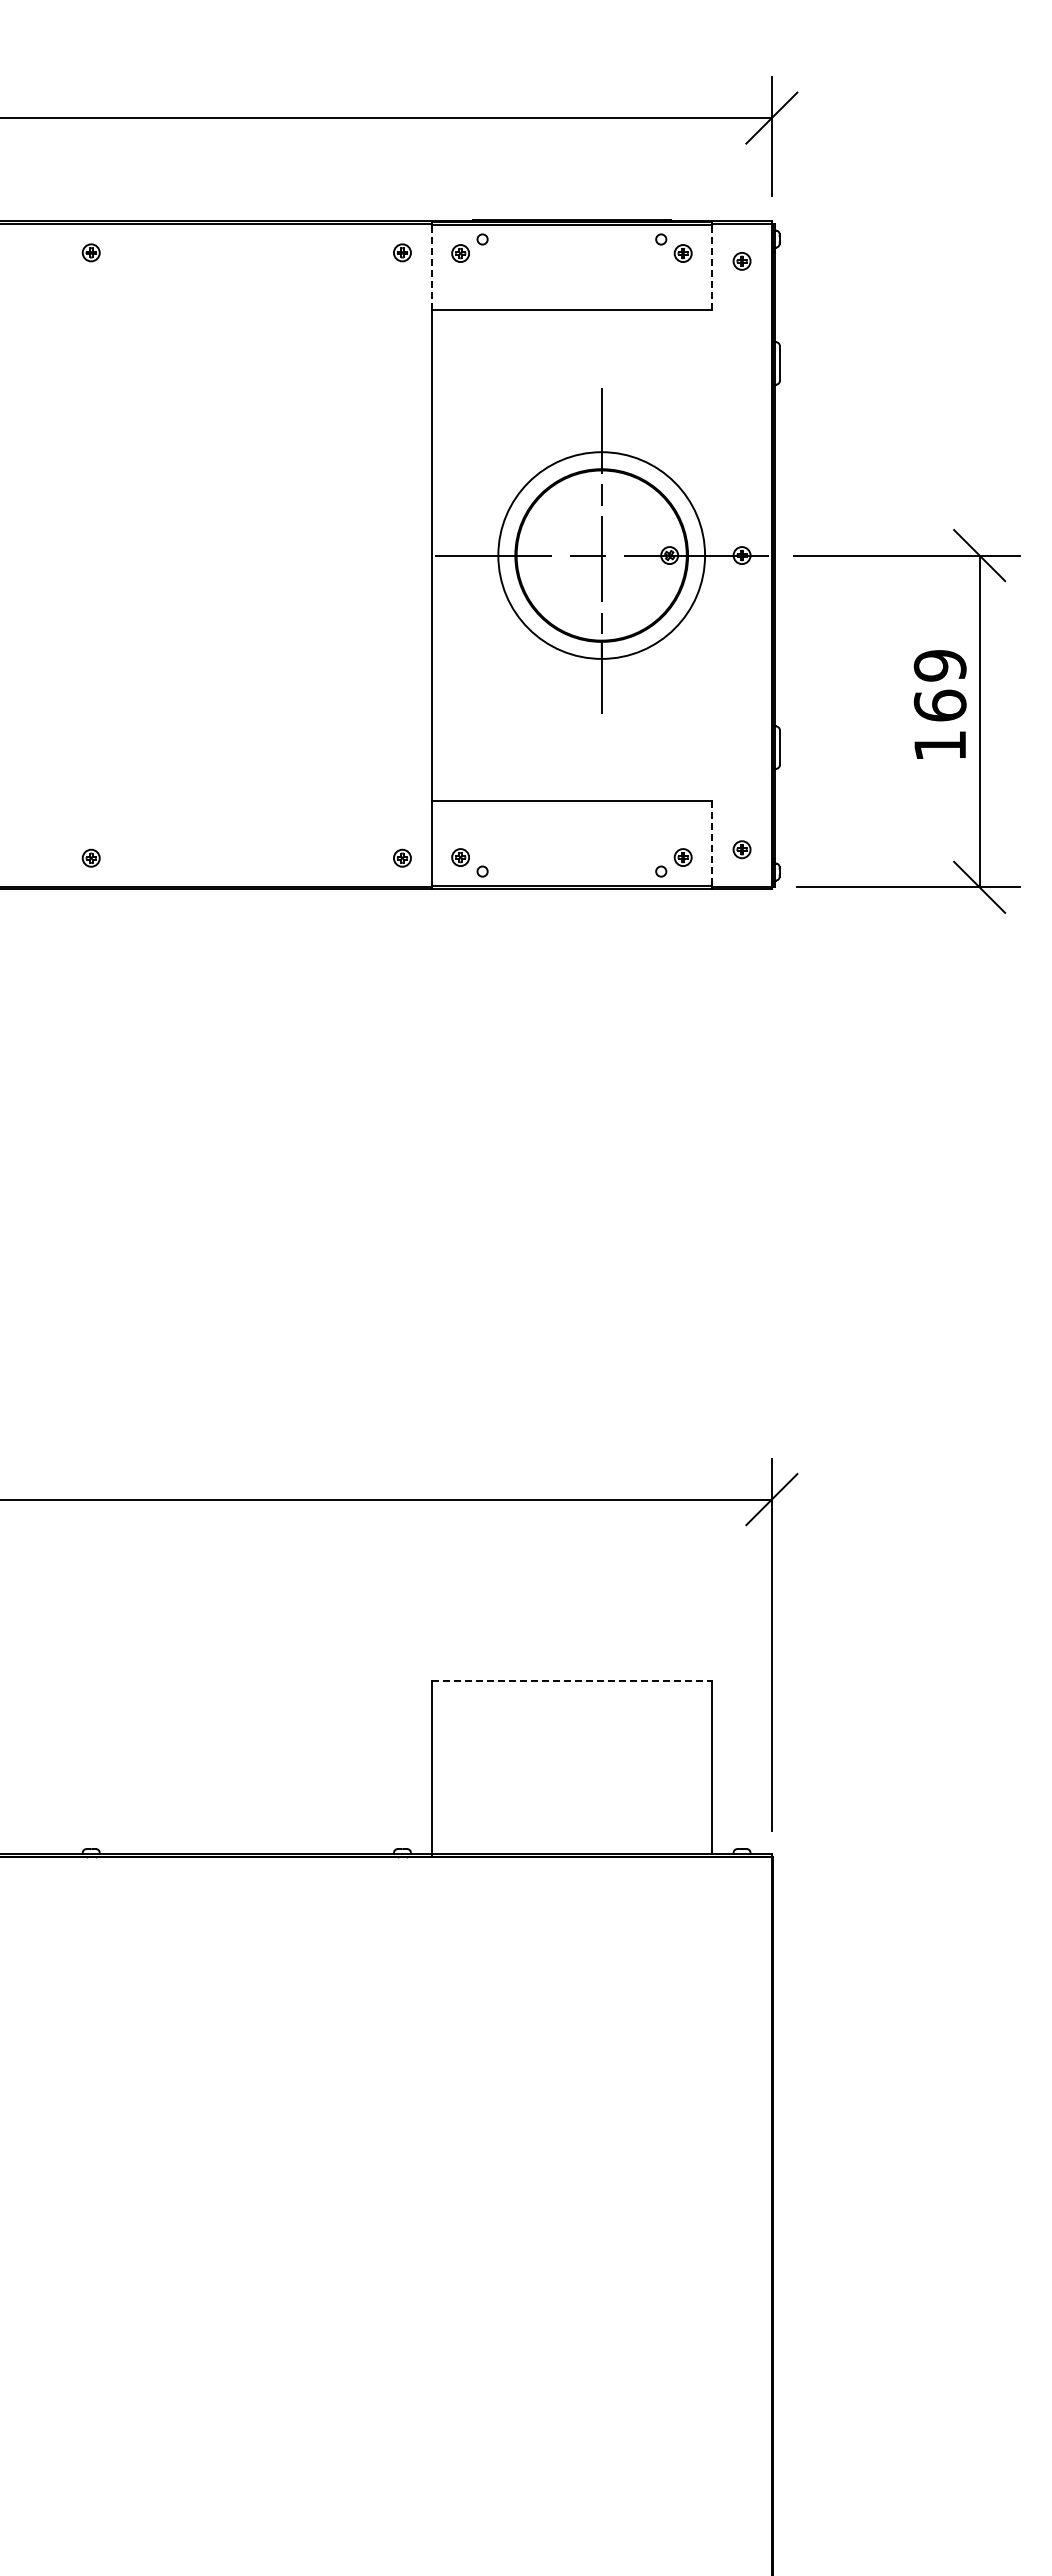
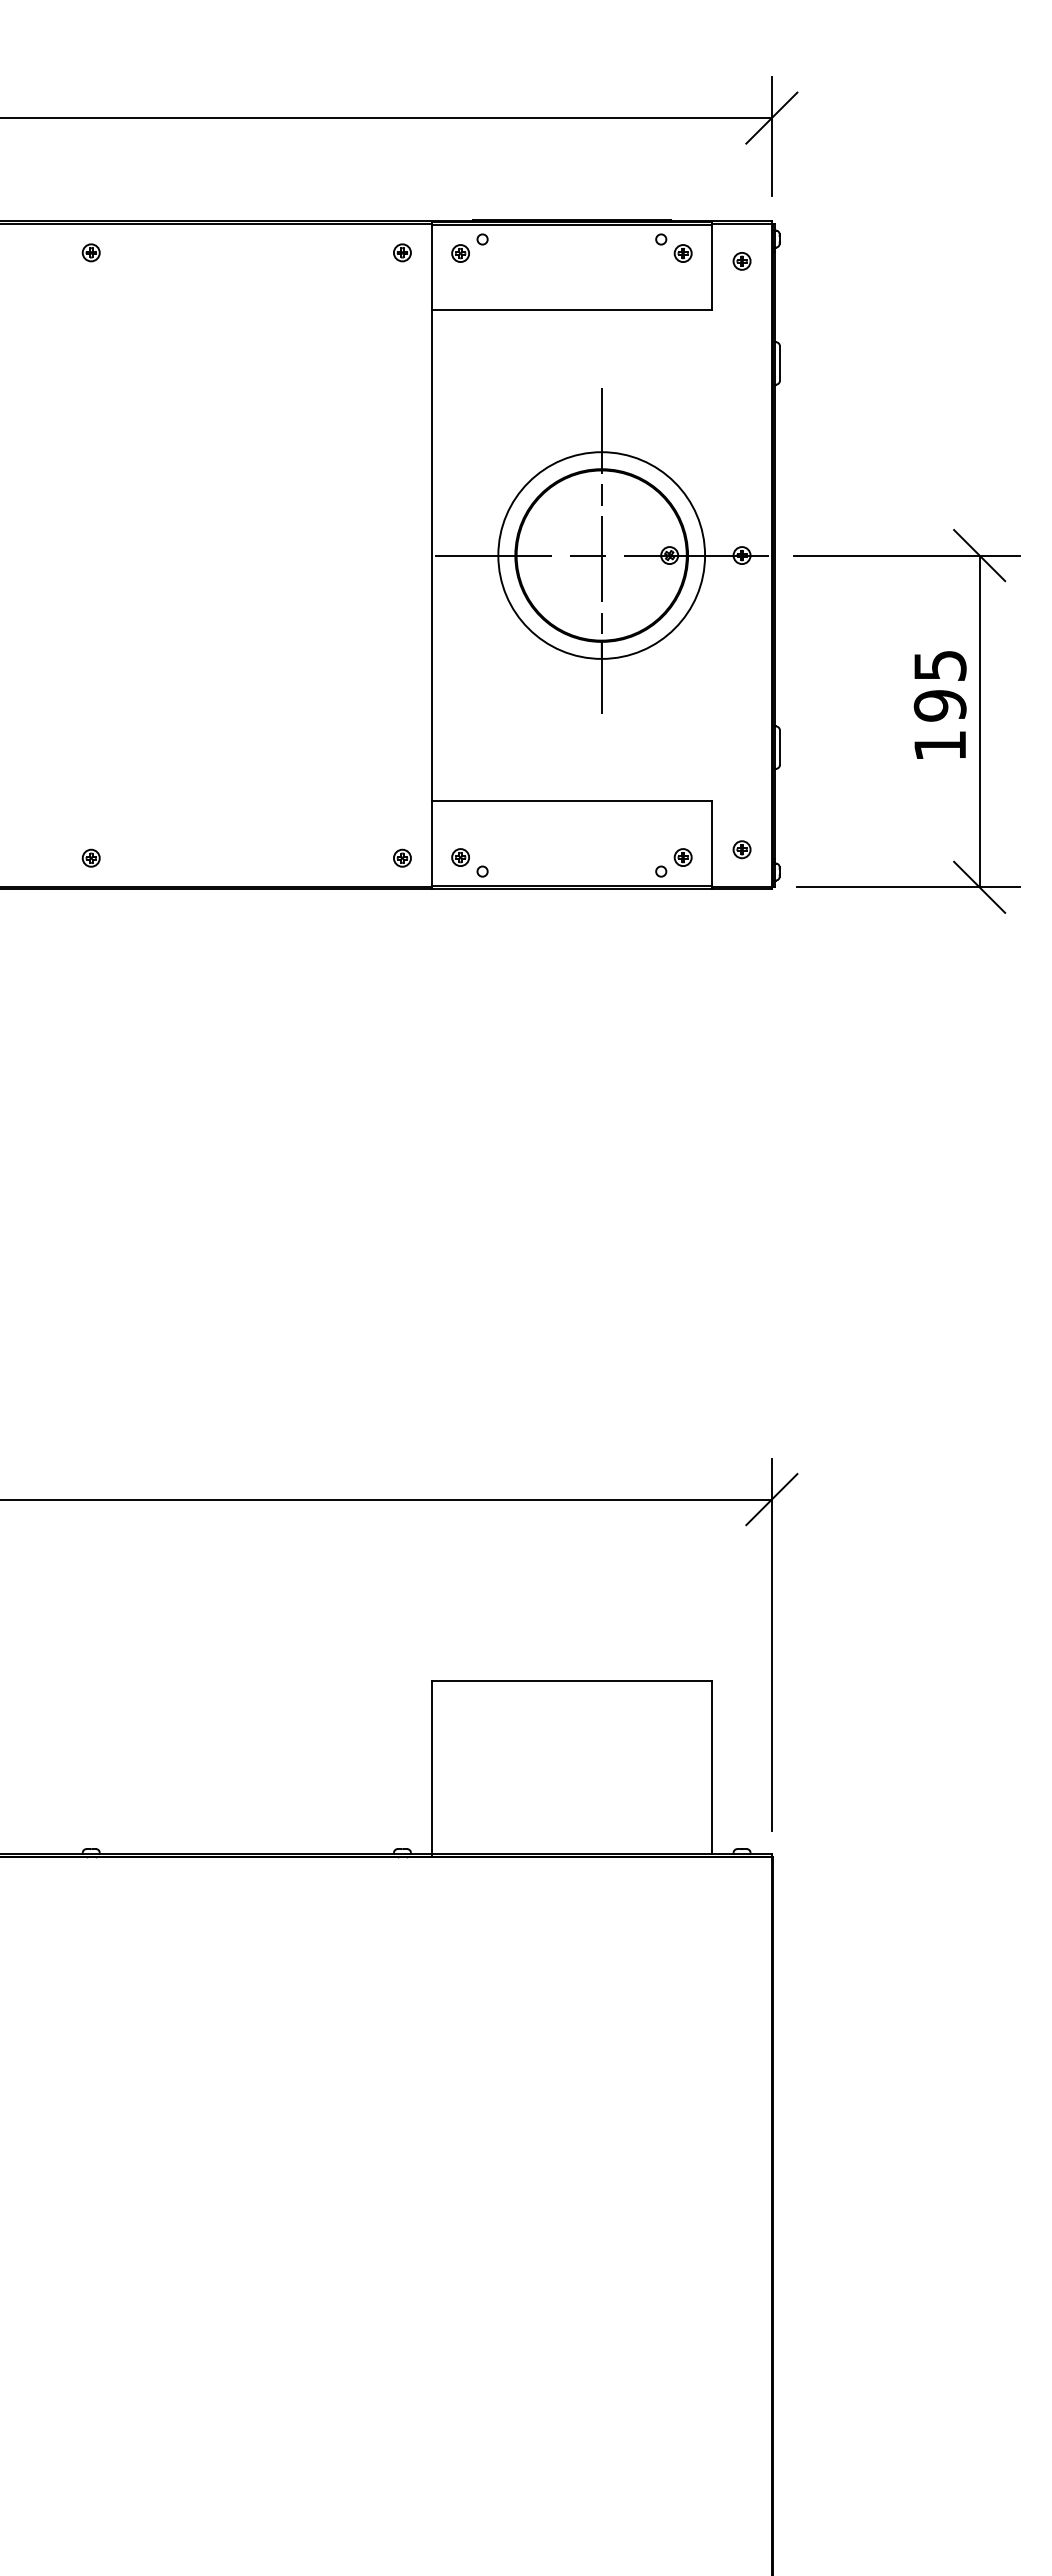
line: dashed -> solid (431, 267)
line: dashed -> solid (712, 268)
text: 169 -> 195 (939, 685)
line: dashed -> solid (712, 843)
line: dashed -> solid (572, 1681)
